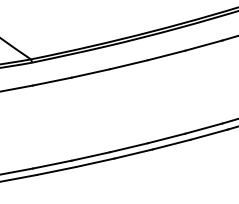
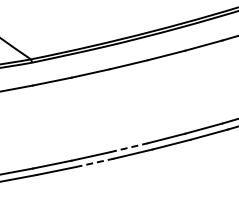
line: solid -> dashed (128, 147)
line: solid -> dashed (95, 162)
